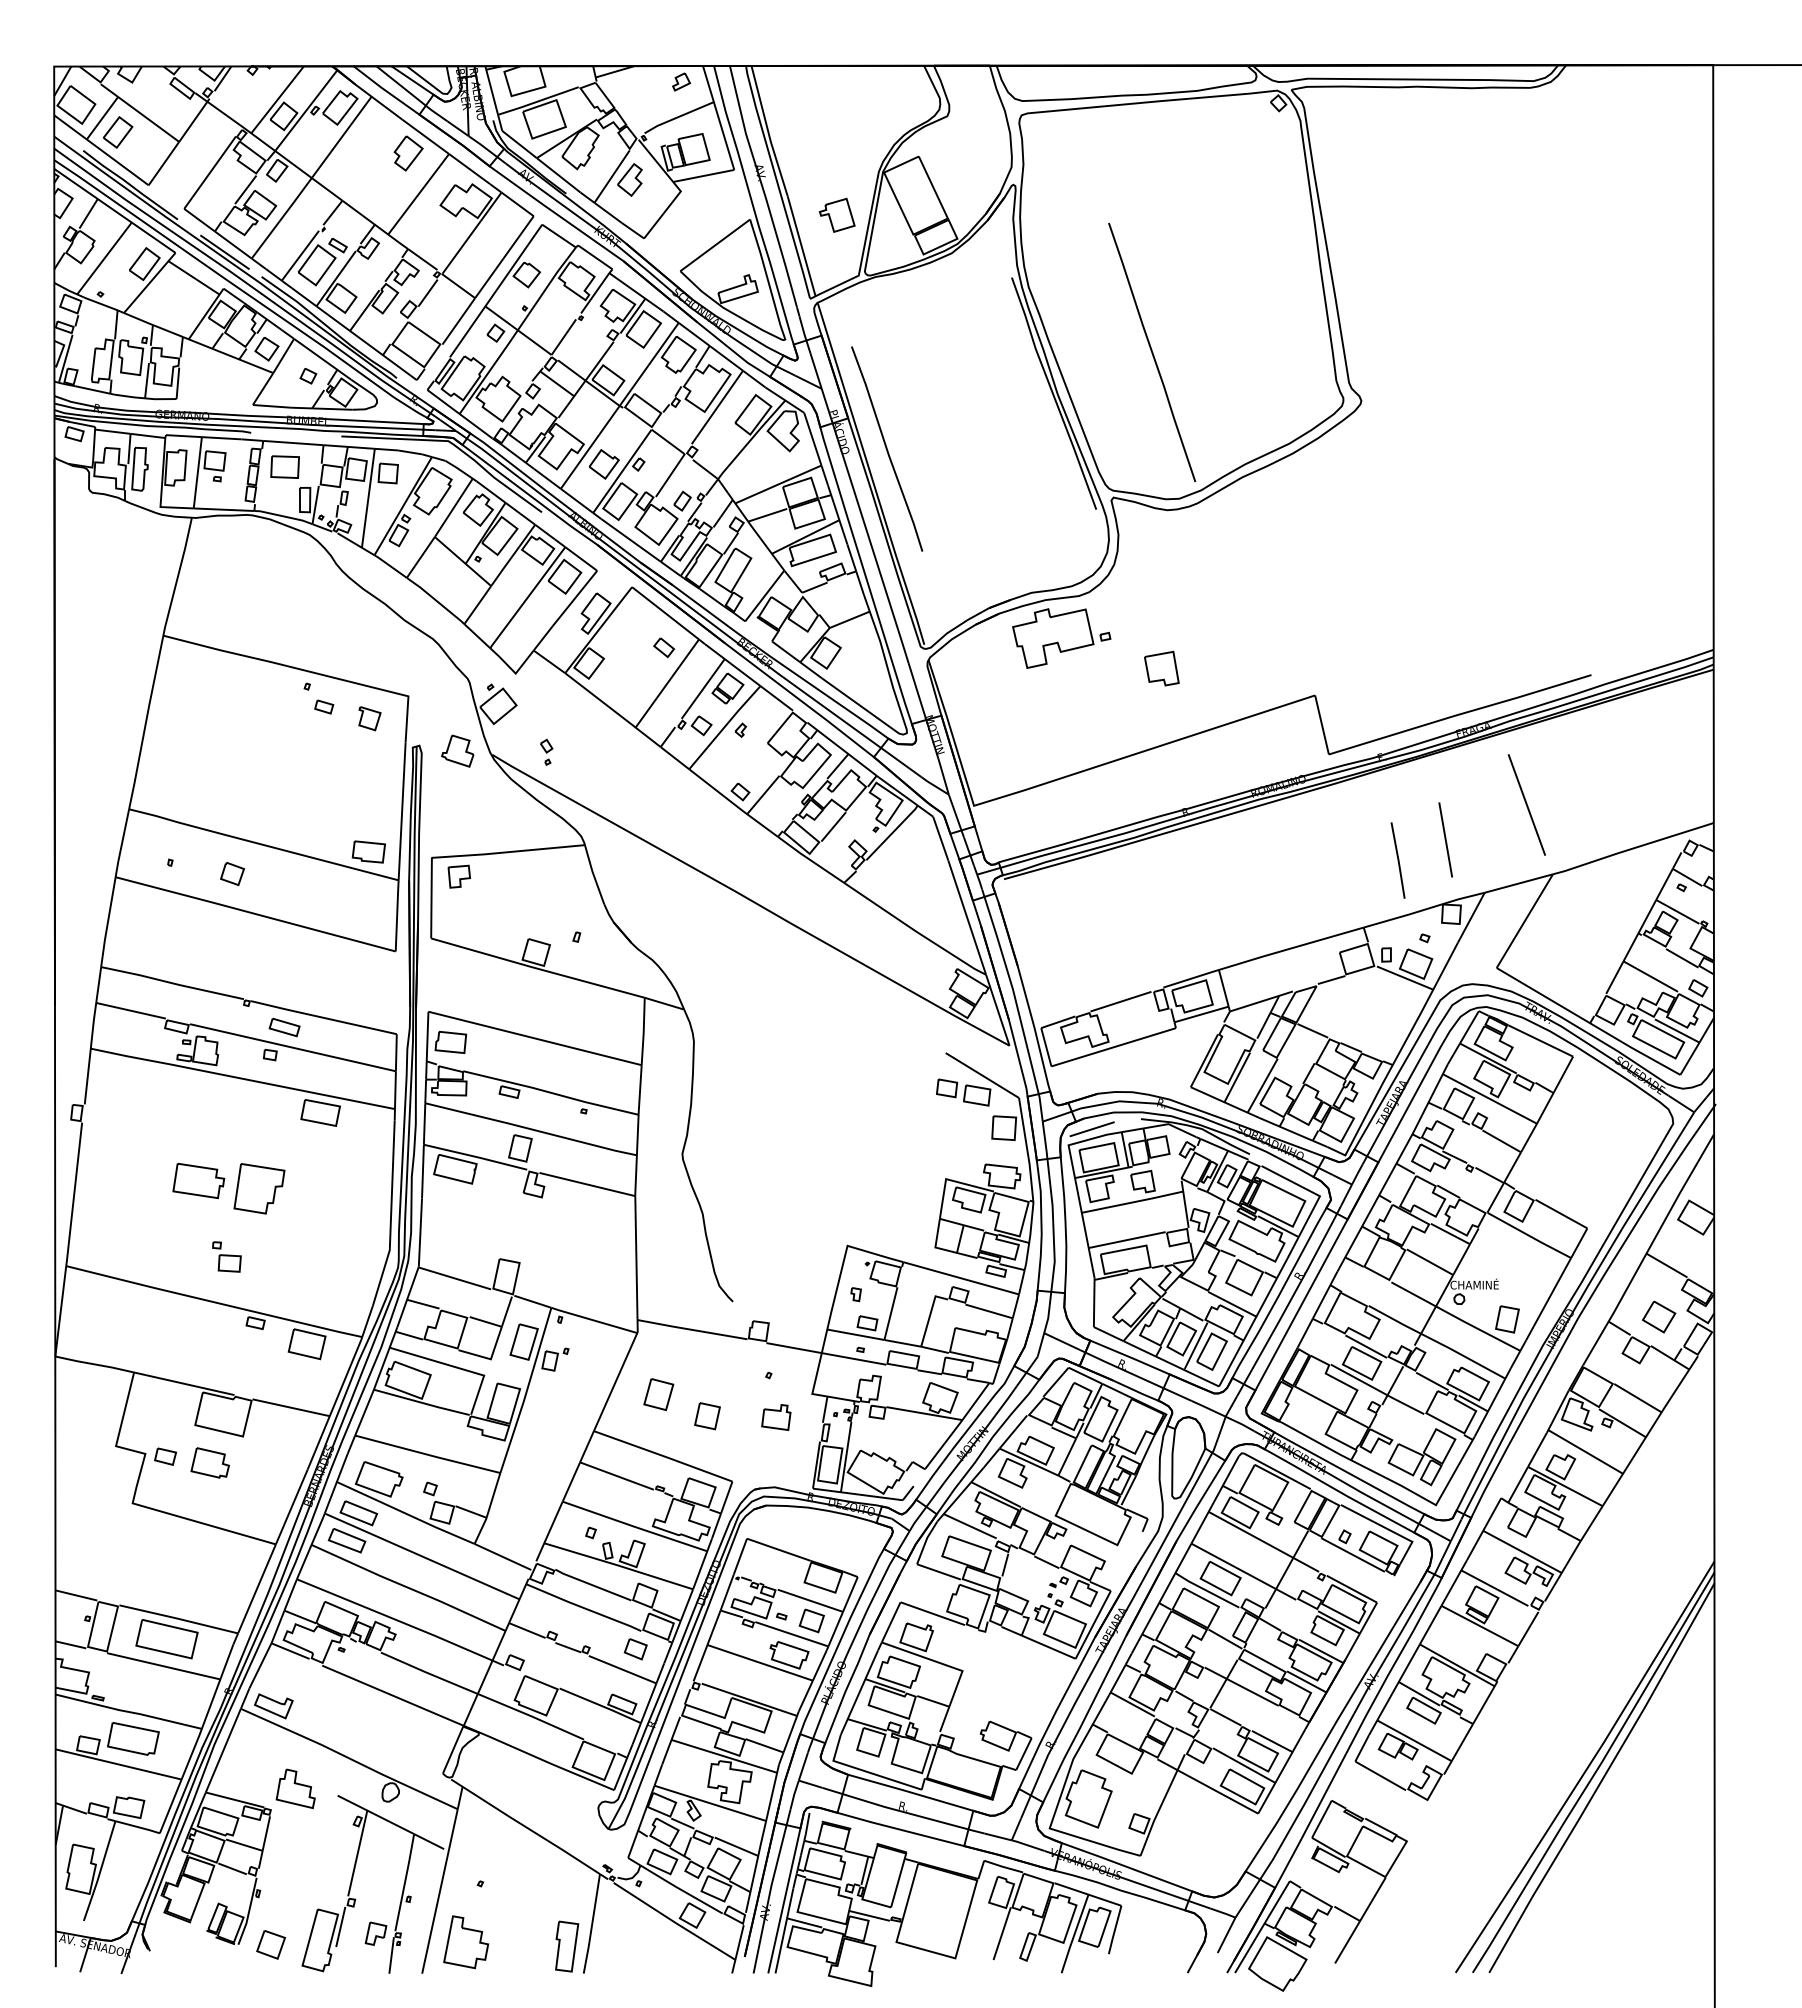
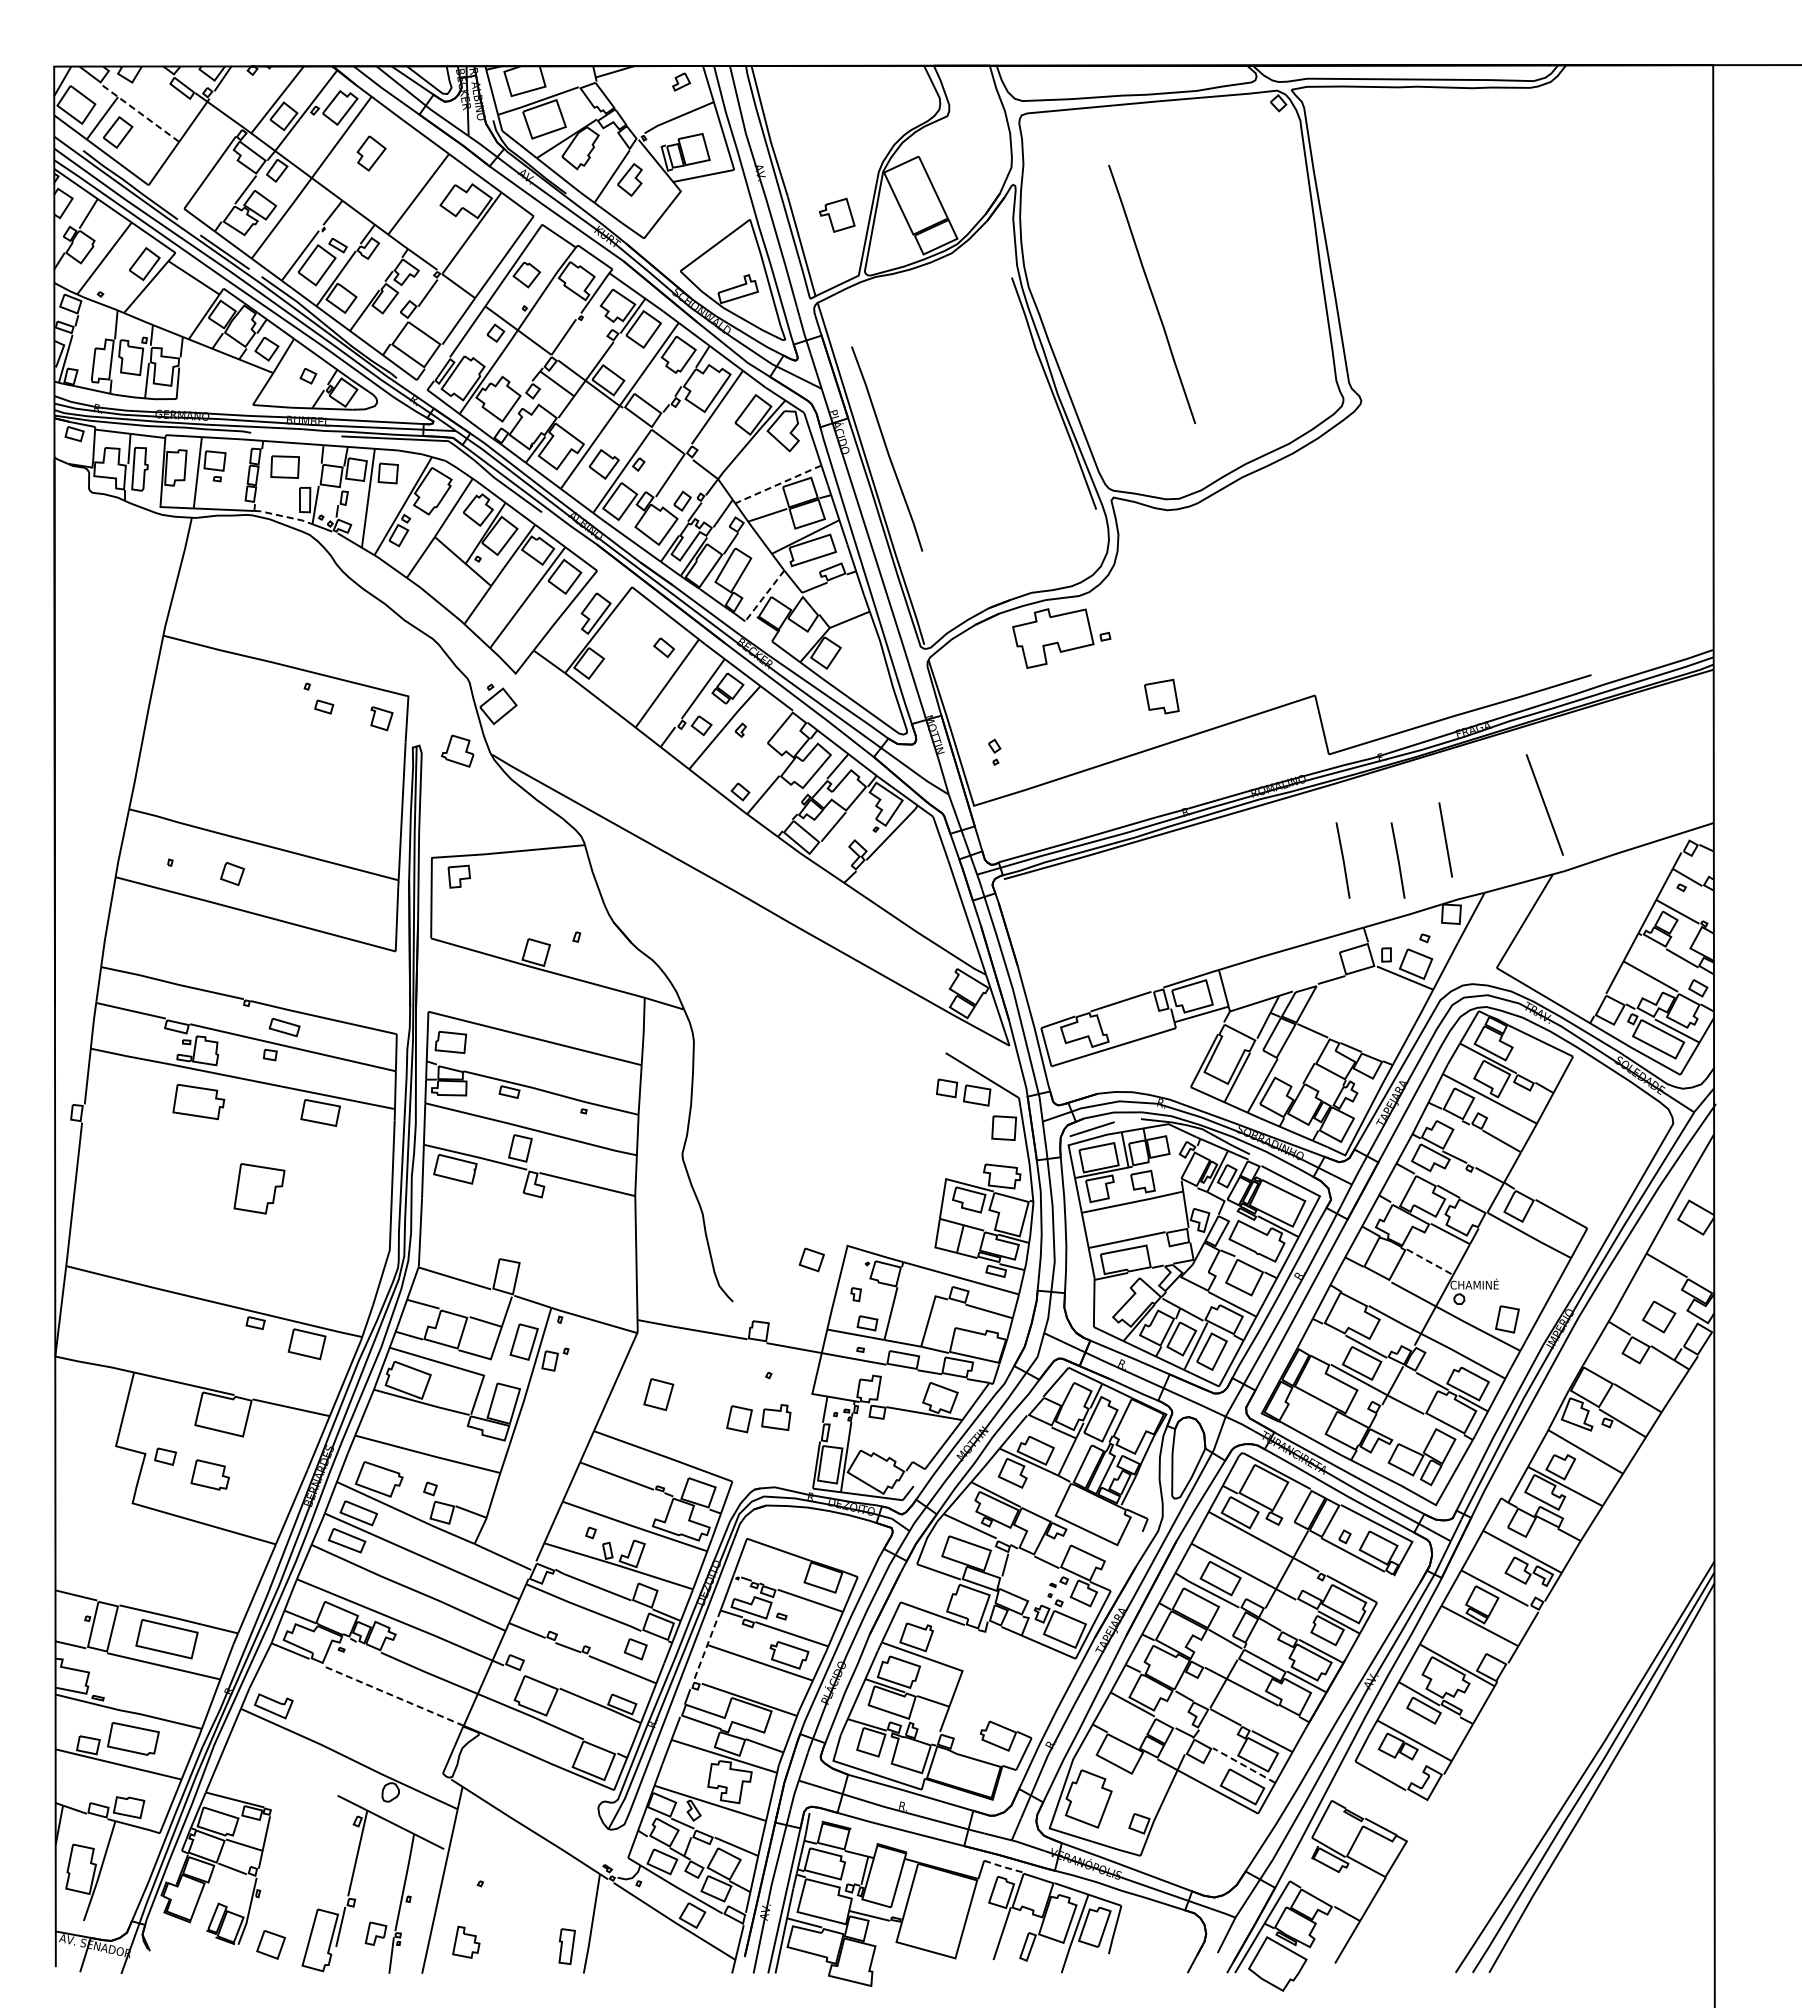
line: solid -> dashed (140, 113)
part position: (408, 153) -> (371, 153) (371, 153)
line position: (1152, 352) -> (1152, 294) (1152, 294)
line: solid -> dashed (777, 484)
line: solid -> dashed (284, 516)
line: solid -> dashed (764, 596)
part position: (1161, 668) -> (1161, 696) (1161, 696)
part position: (369, 718) -> (381, 718) (381, 718)
part position: (546, 751) -> (994, 751) (994, 751)
line position: (1526, 804) -> (1544, 804) (1544, 804)
part: present -> none (368, 851)
line: none -> present (1342, 860)
part position: (198, 1180) -> (198, 1101) (198, 1101)
part: present -> none (226, 1256)
line: solid -> dashed (1430, 1262)
part position: (707, 1416) -> (739, 1419) (739, 1419)
part position: (209, 1462) -> (209, 1474) (209, 1474)
part position: (811, 1620) -> (811, 1259) (811, 1259)
line: solid -> dashed (706, 1646)
line: solid -> dashed (393, 1695)
line: solid -> dashed (1244, 1765)
part: present -> none (295, 1788)
line: solid -> dashed (1003, 1866)
part size: 47x55 px -> 29x34 px (466, 1941)
part size: 25x53 px -> 18x37 px (566, 1946)
